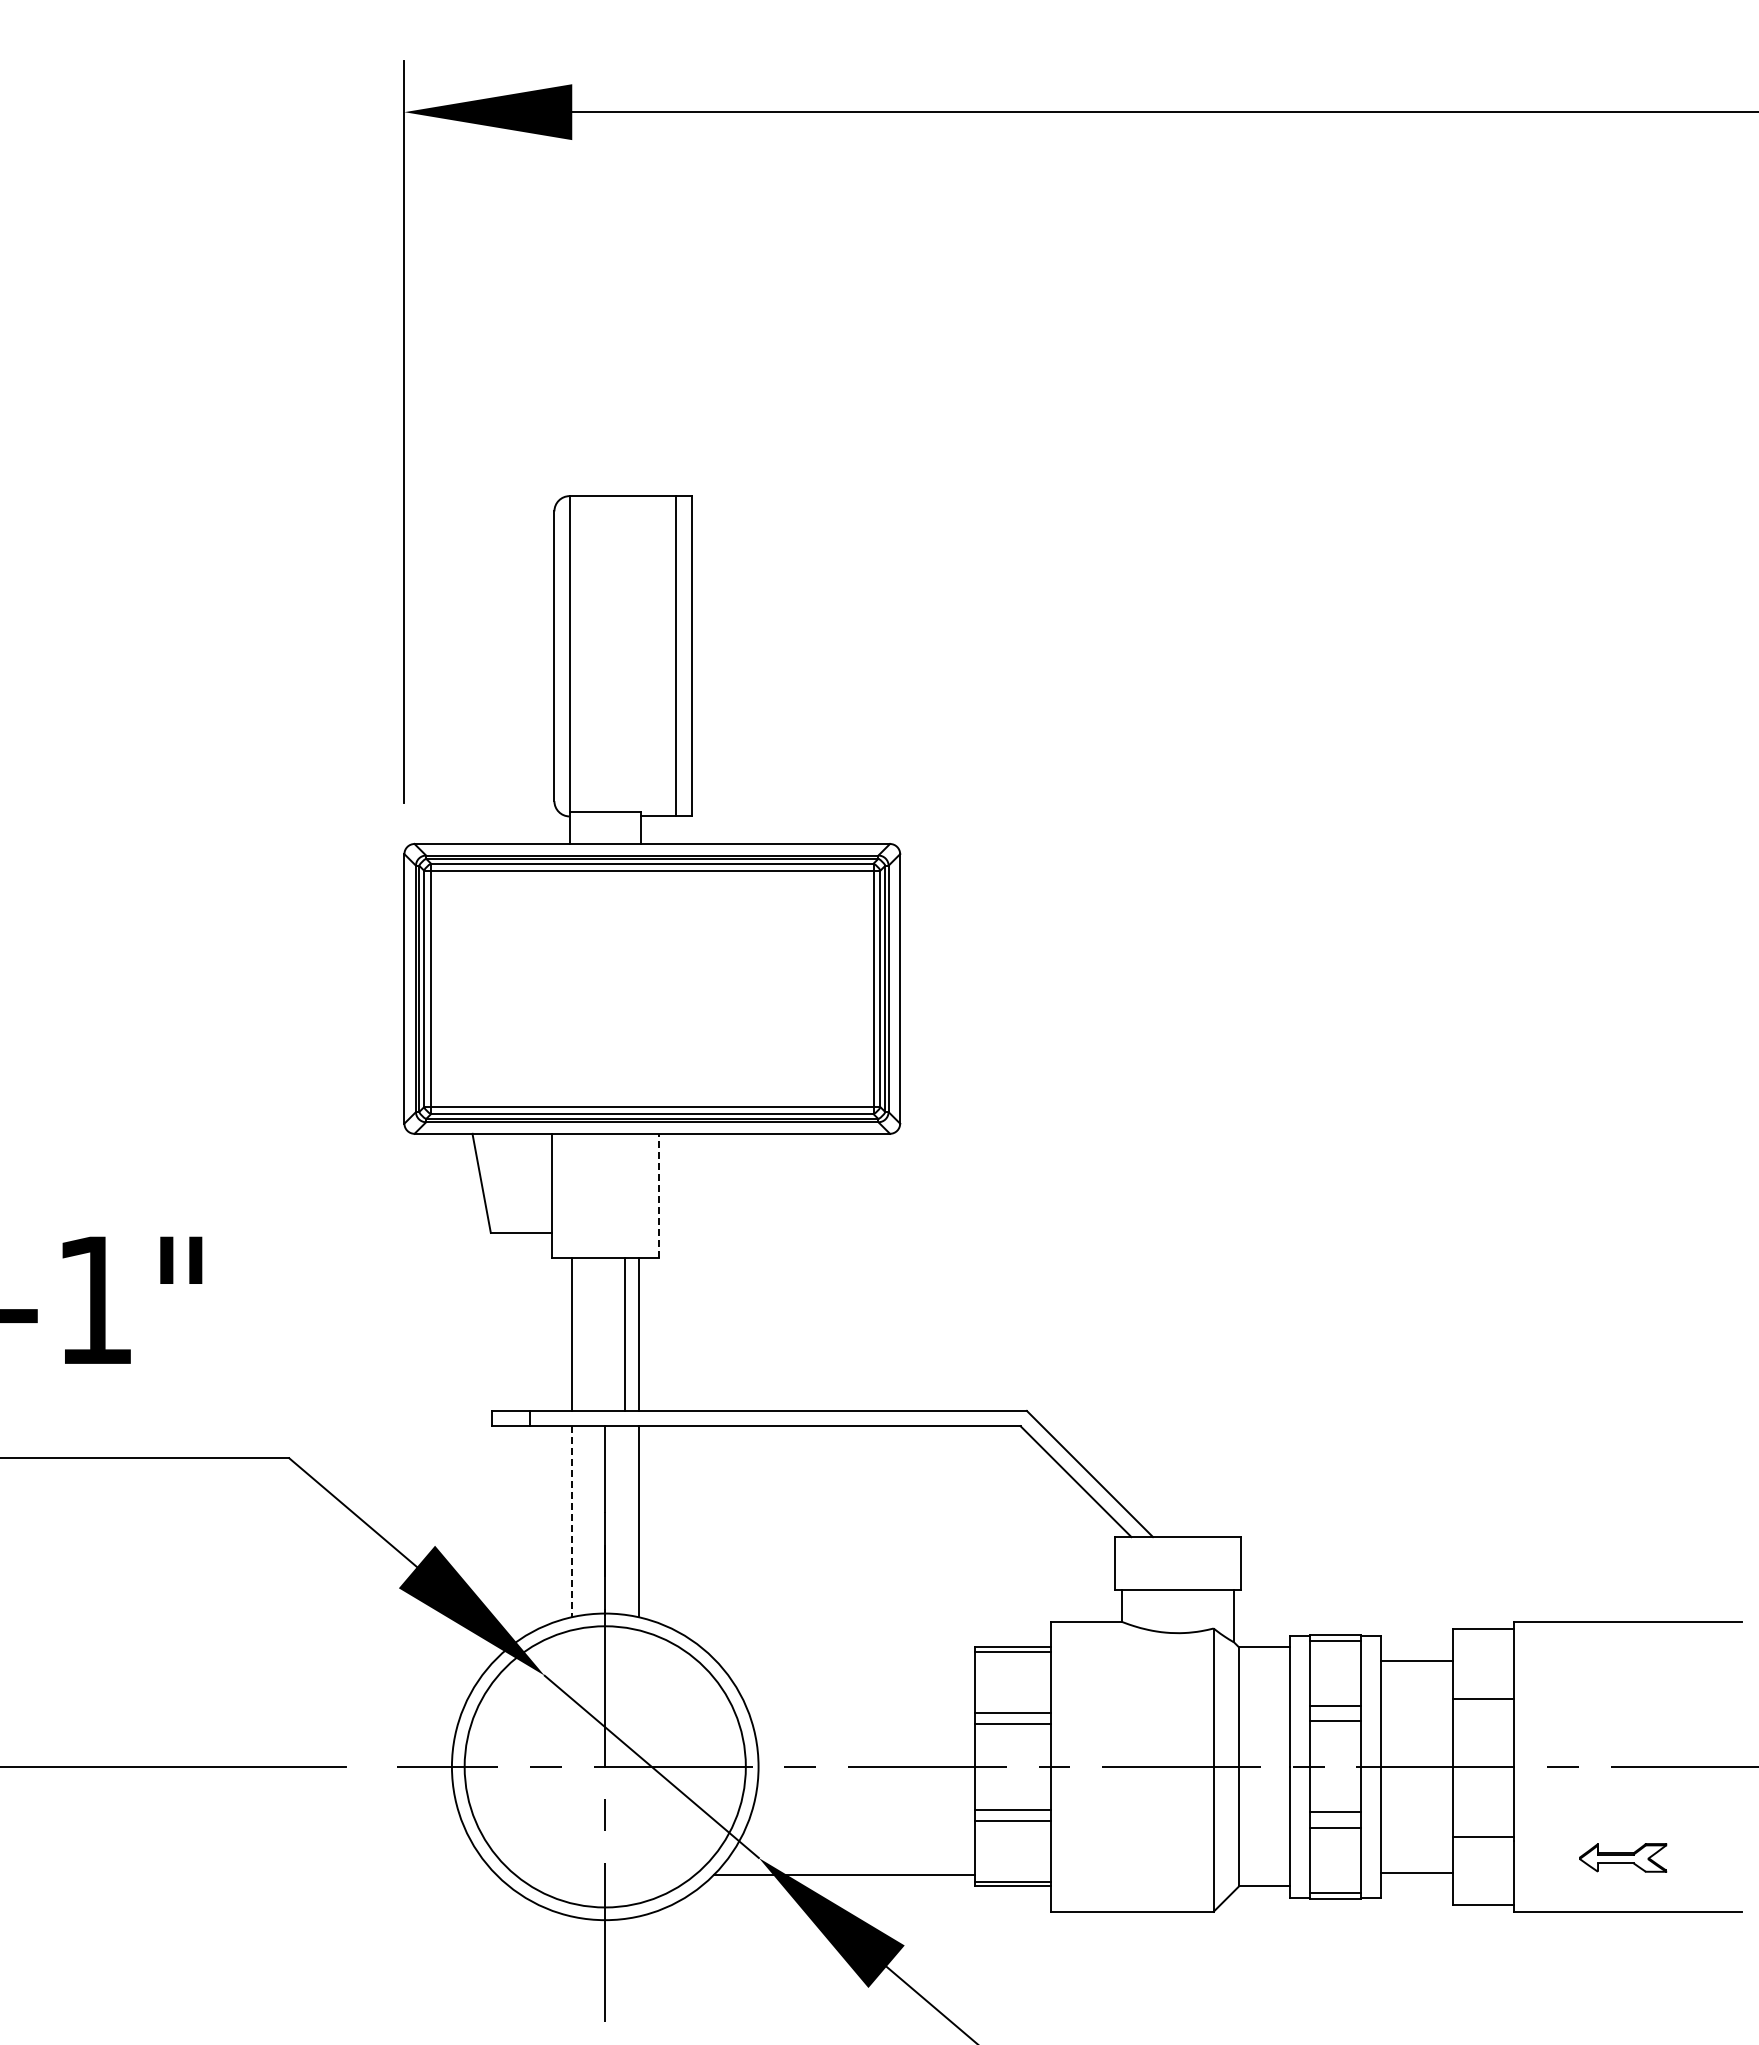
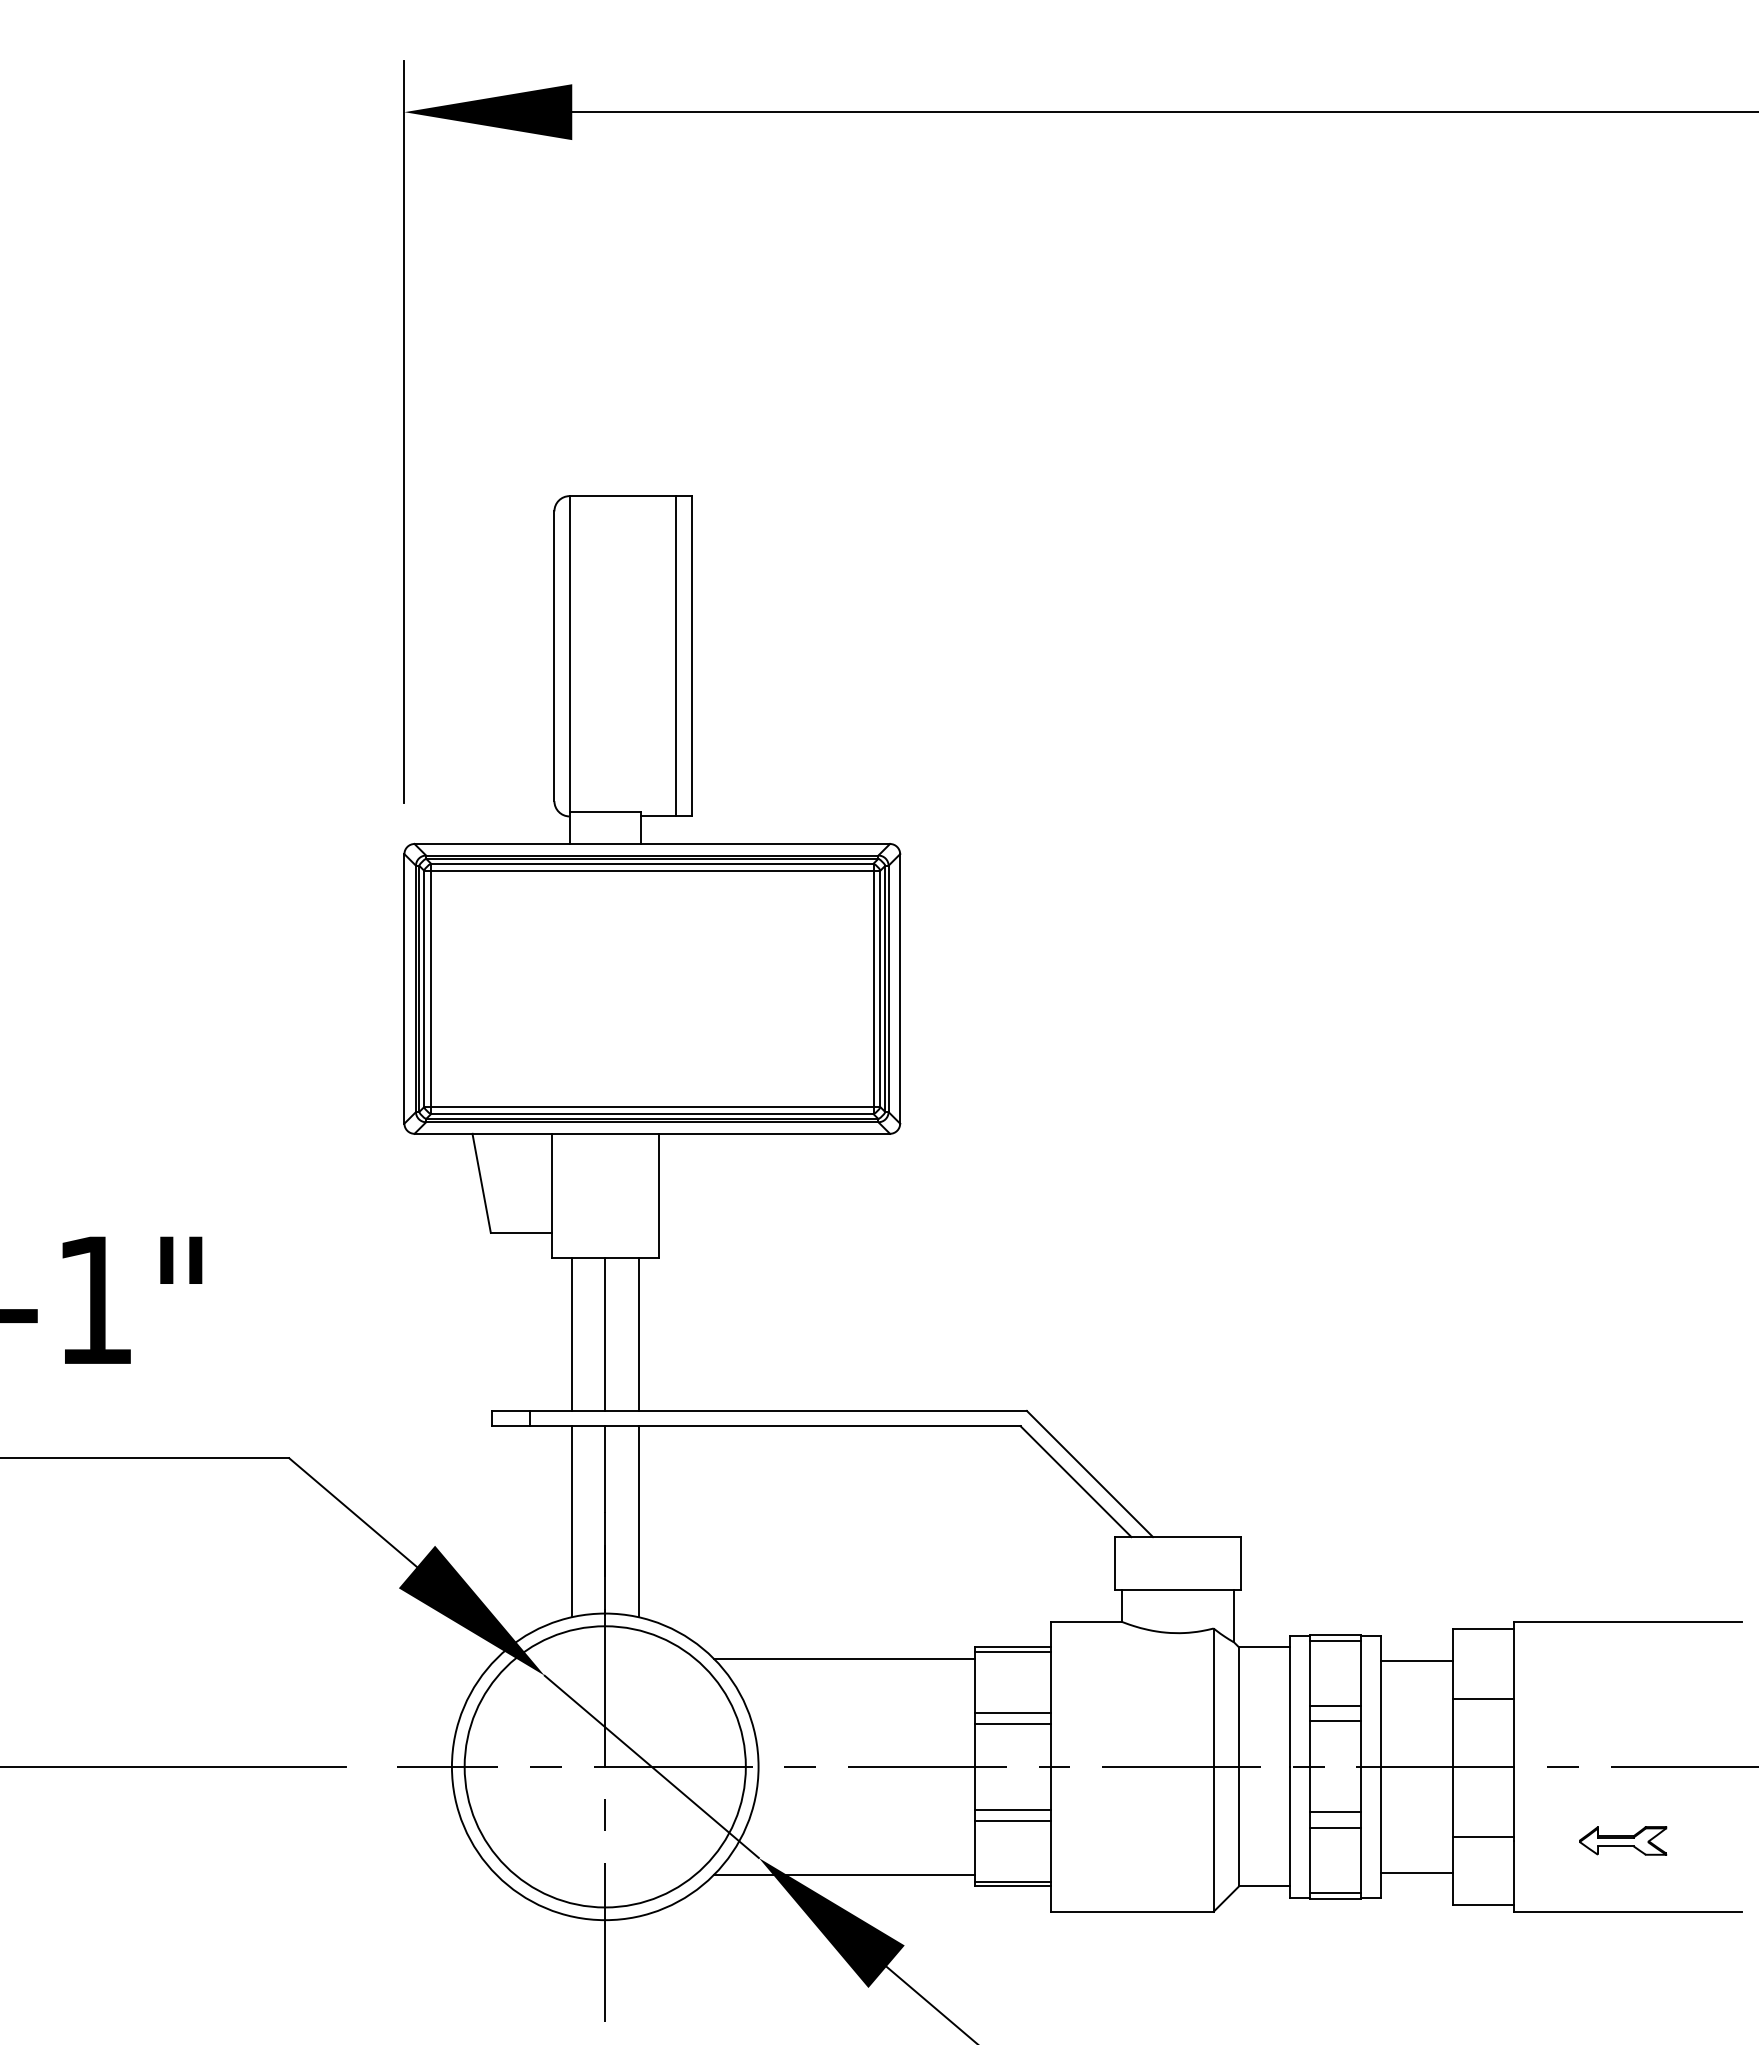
line: dashed -> solid (658, 1195)
line position: (625, 1334) -> (605, 1334) (605, 1334)
line: dashed -> solid (571, 1522)
line: none -> present (844, 1659)
part position: (1623, 1857) -> (1623, 1840) (1623, 1840)
